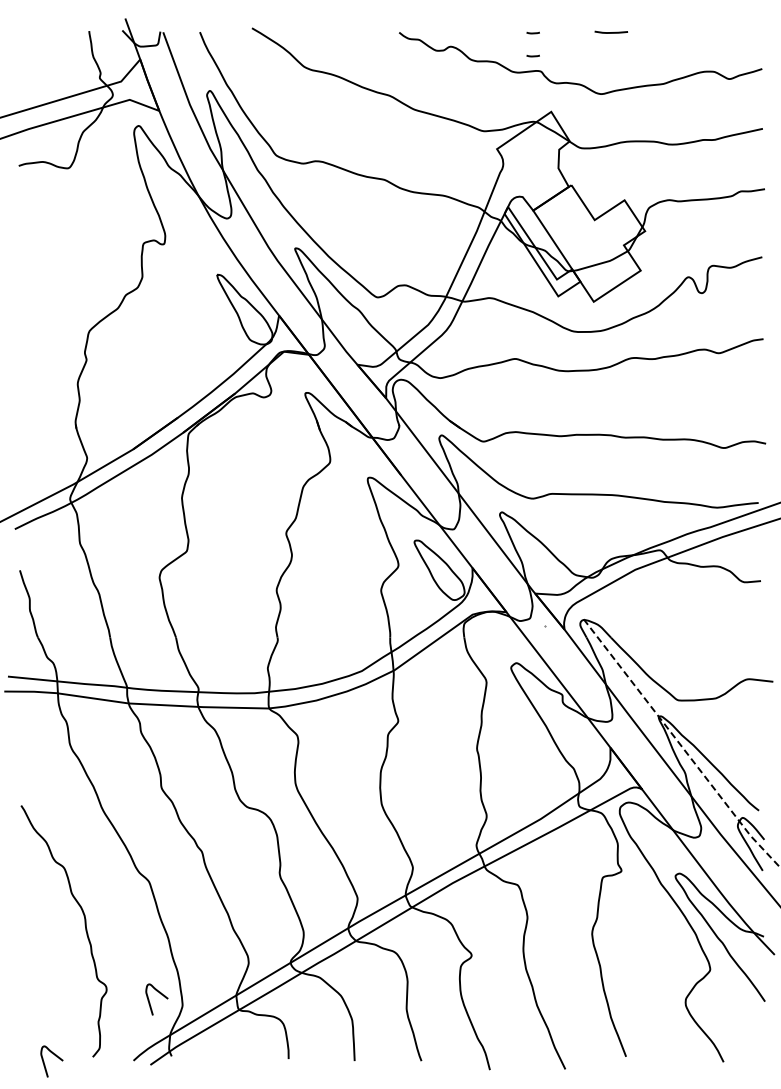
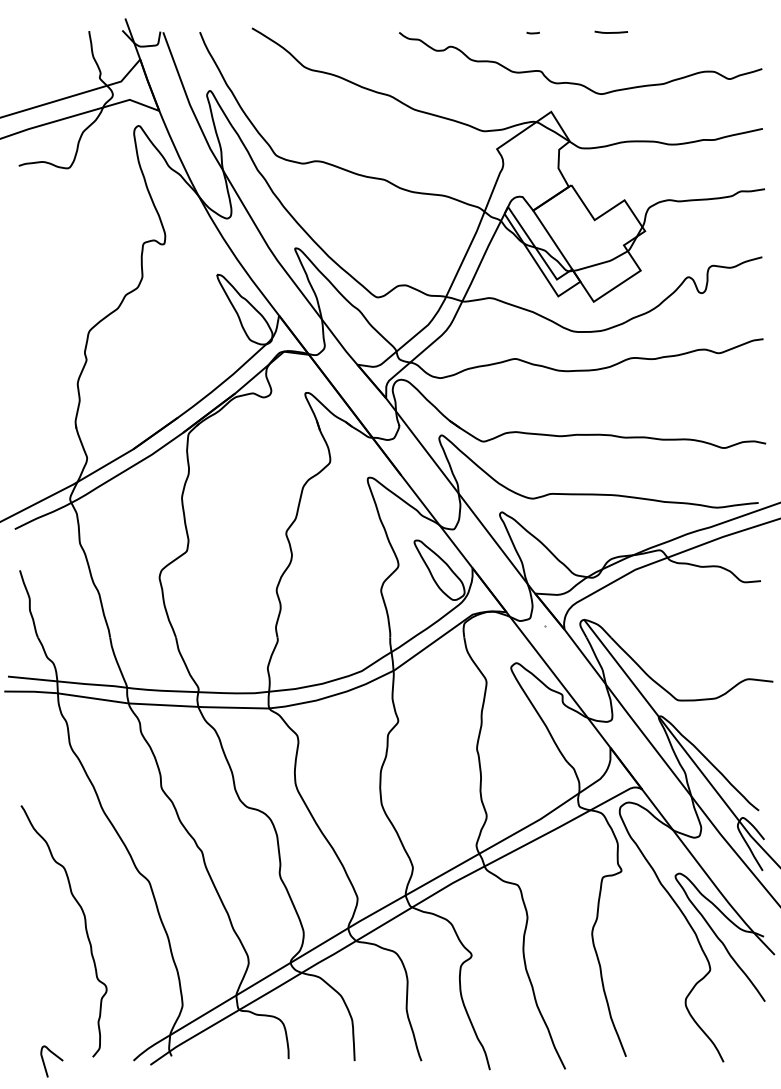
curve: present -> none (532, 55)
line: dashed -> solid (681, 745)
curve: present -> none (160, 994)
